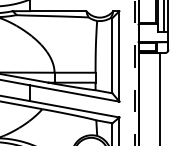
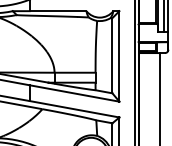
line: dashed -> solid (134, 72)
